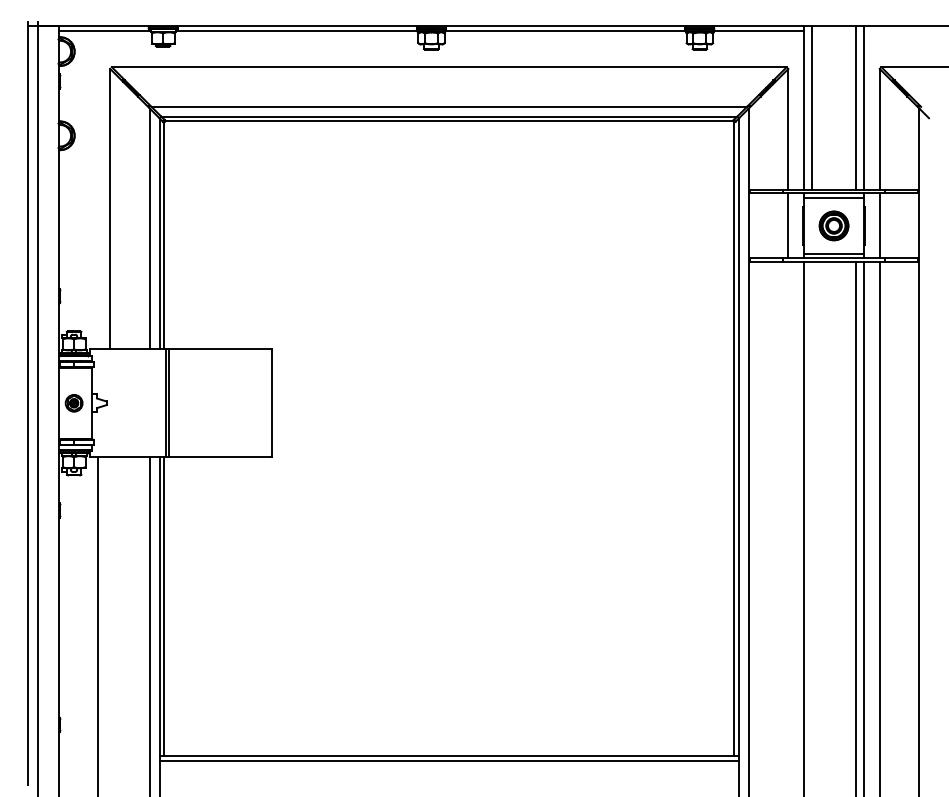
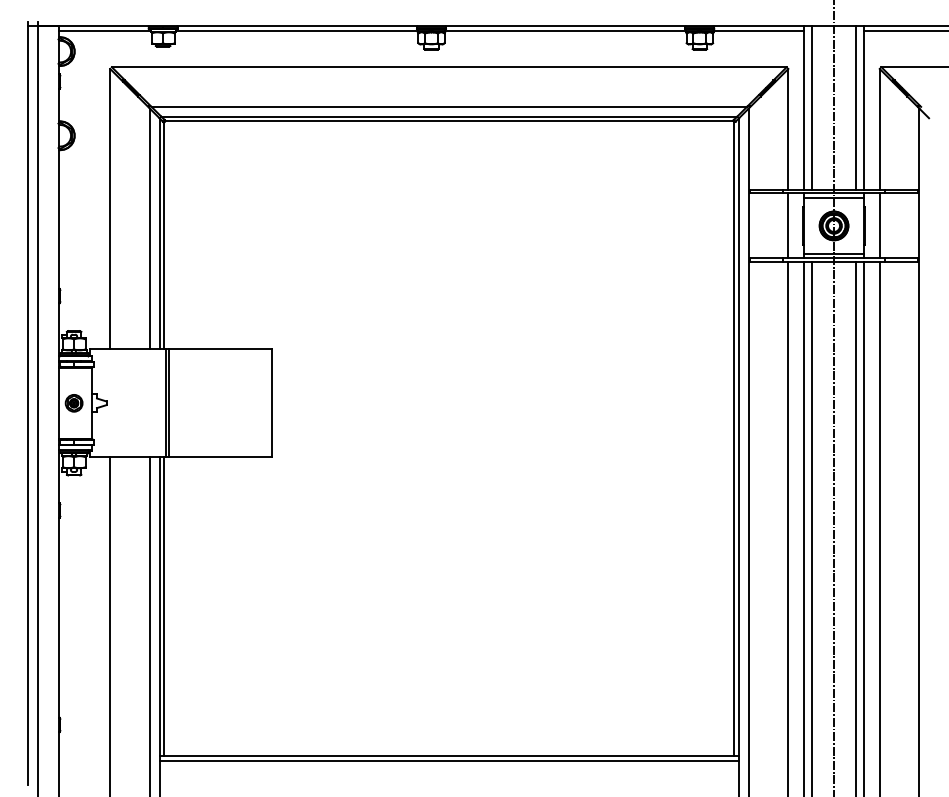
line: none -> present (904, 31)
line: none -> present (834, 397)
line: none -> present (788, 527)
line: none -> present (812, 527)
line position: (98, 625) -> (110, 625) (110, 625)
